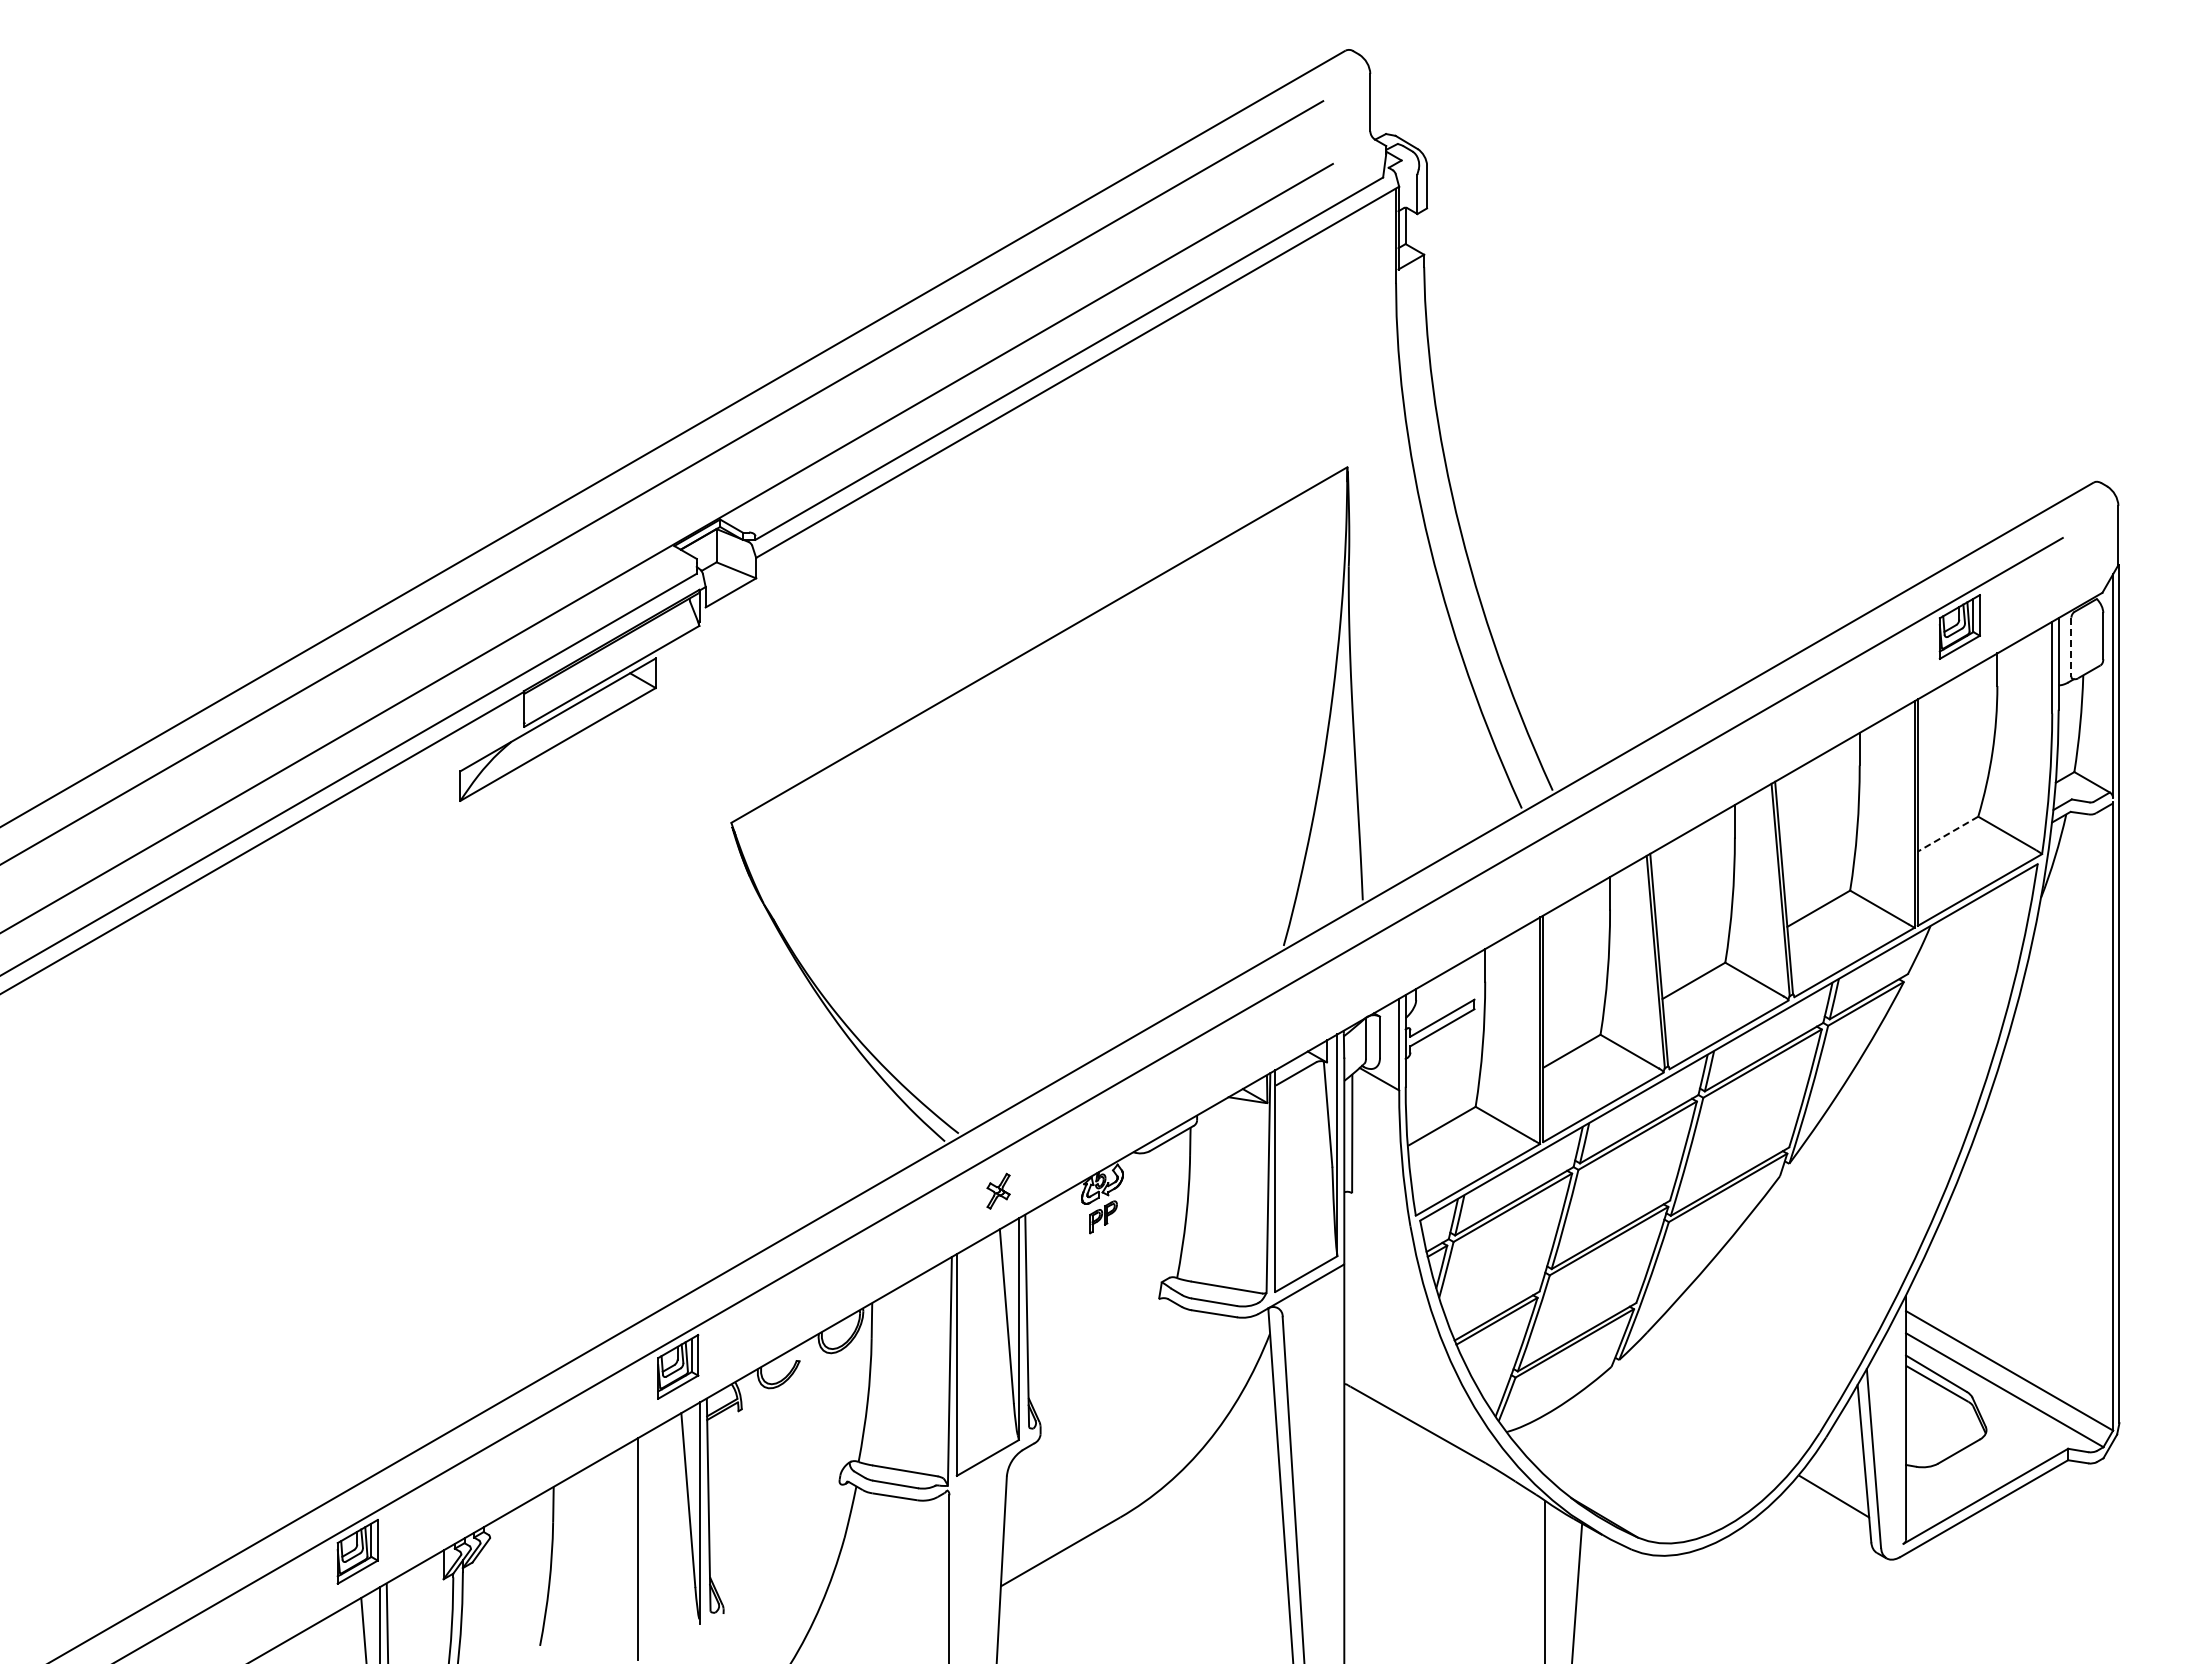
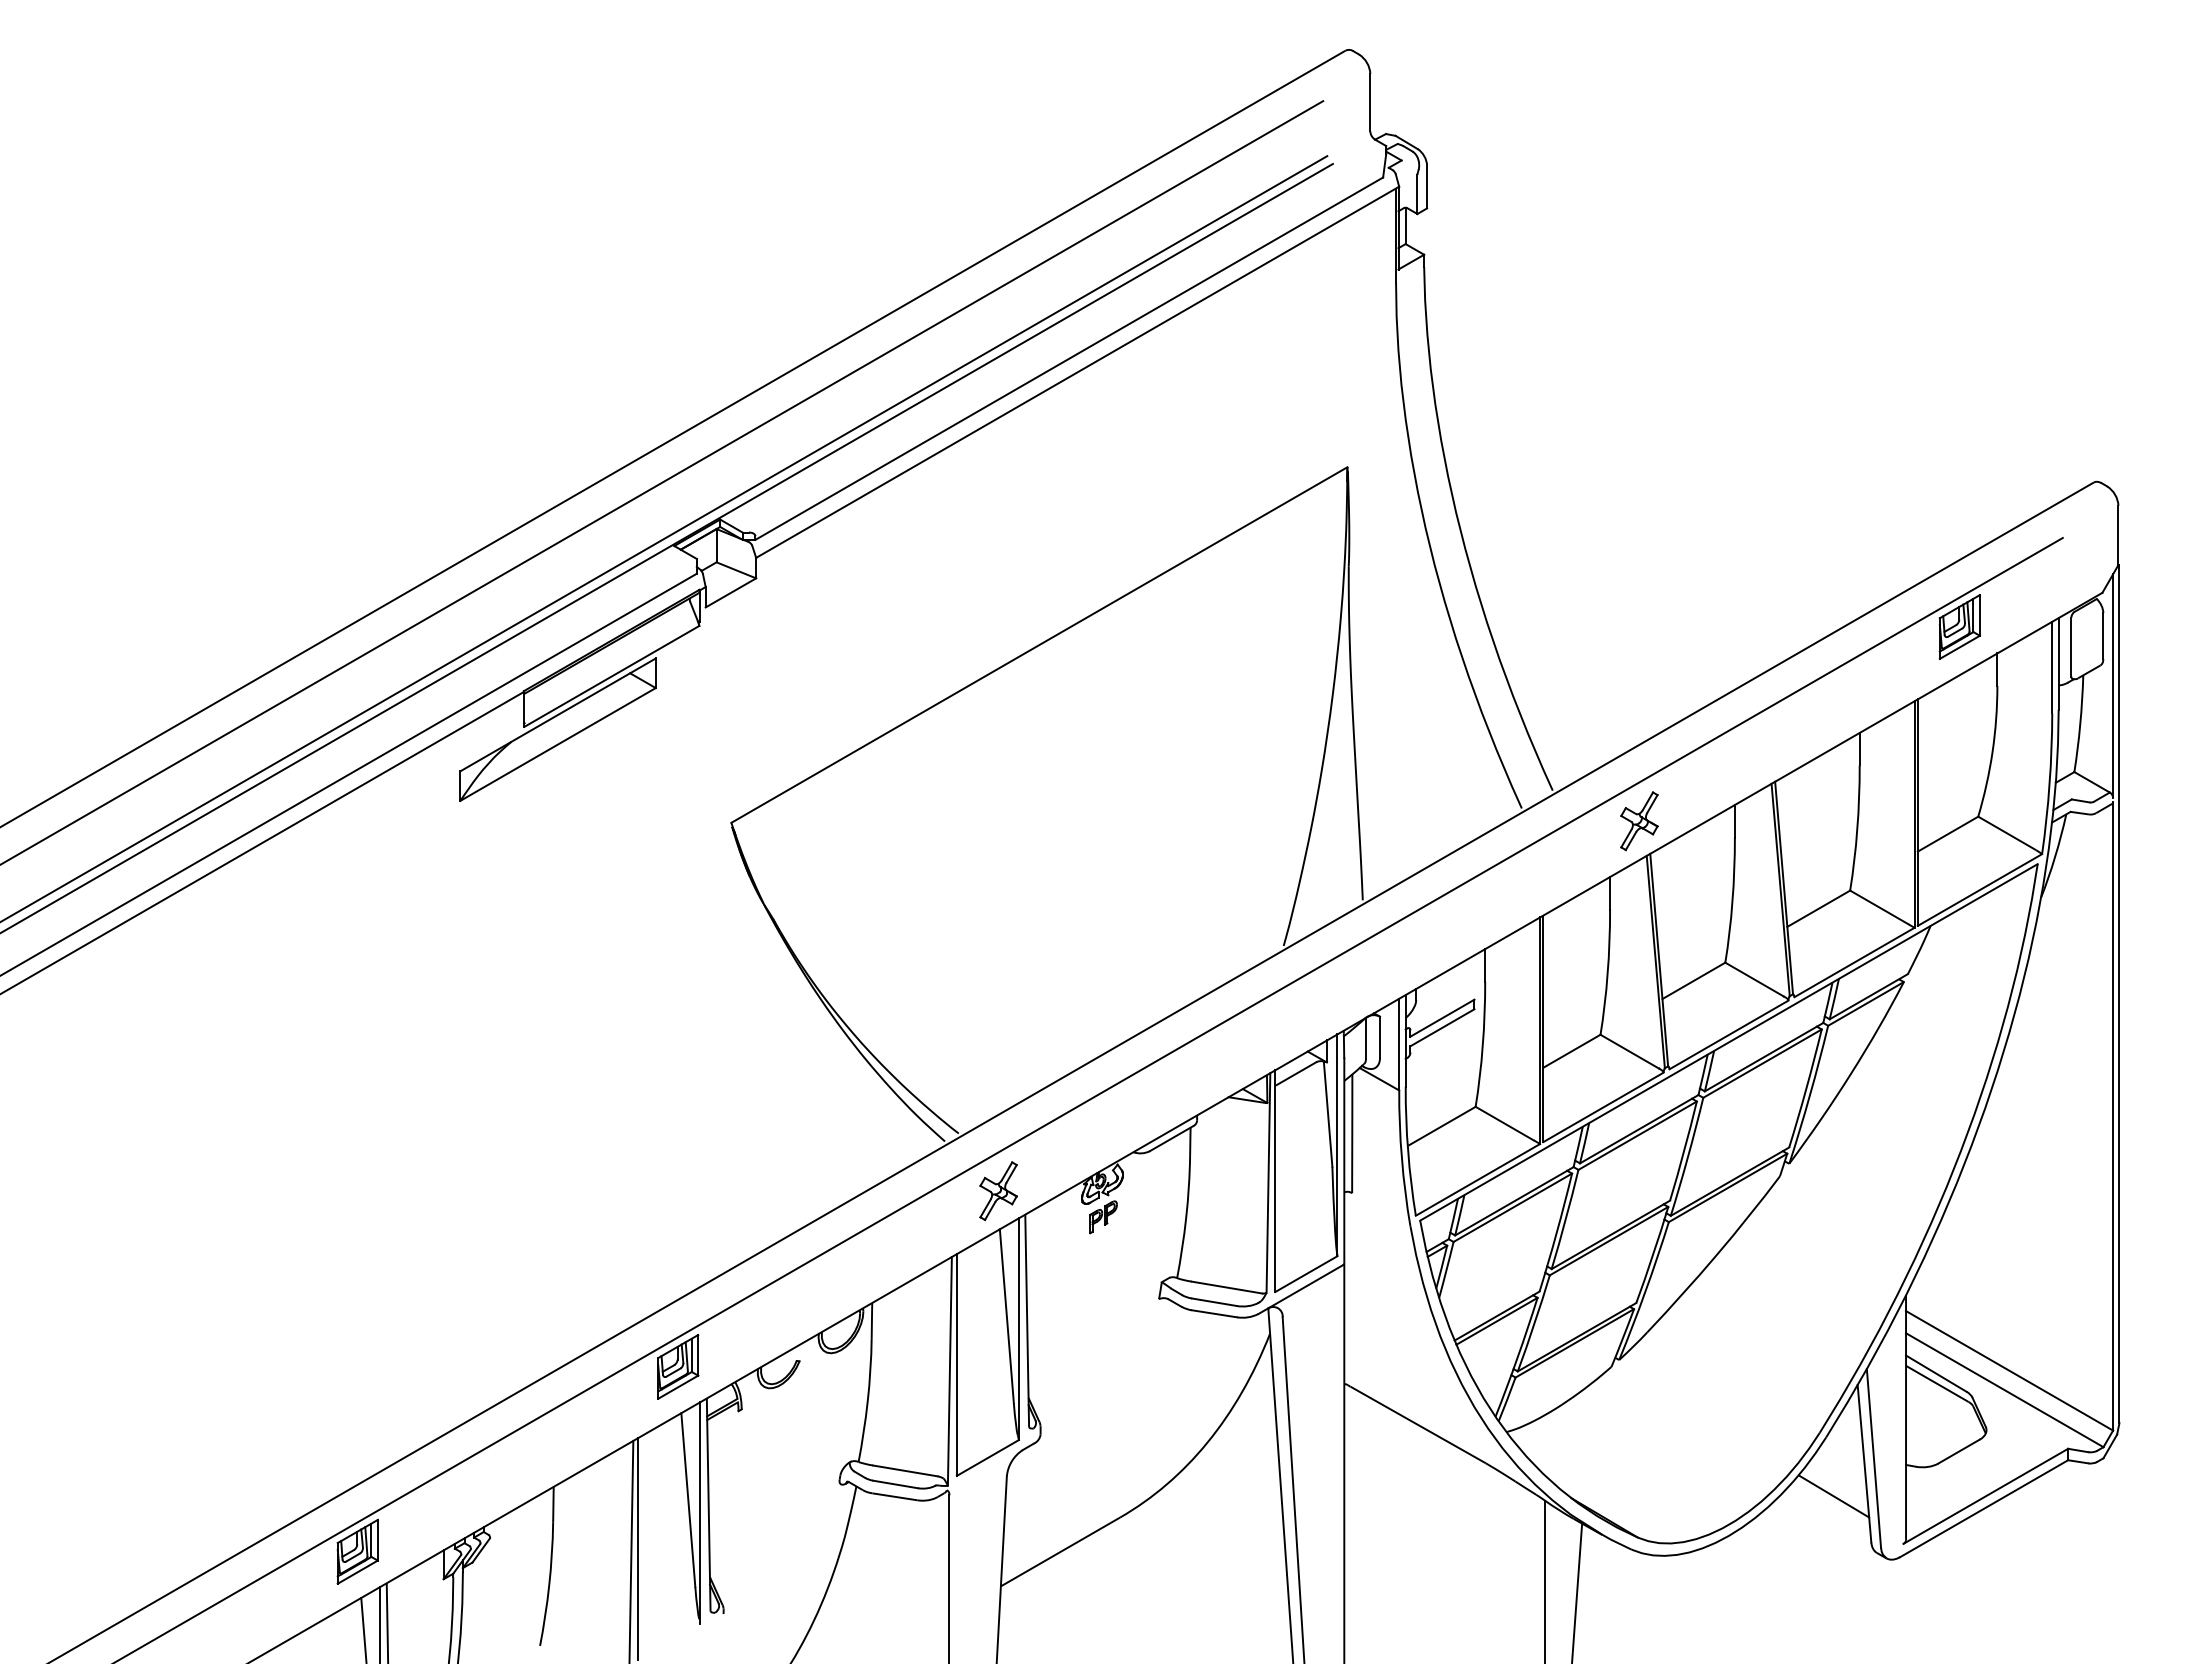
line: none -> present (664, 538)
line: dashed -> solid (2071, 647)
part: none -> present (1639, 821)
line: dashed -> solid (1948, 834)
part size: 25x38 px -> 39x61 px (998, 1191)
line: none -> present (631, 1550)
